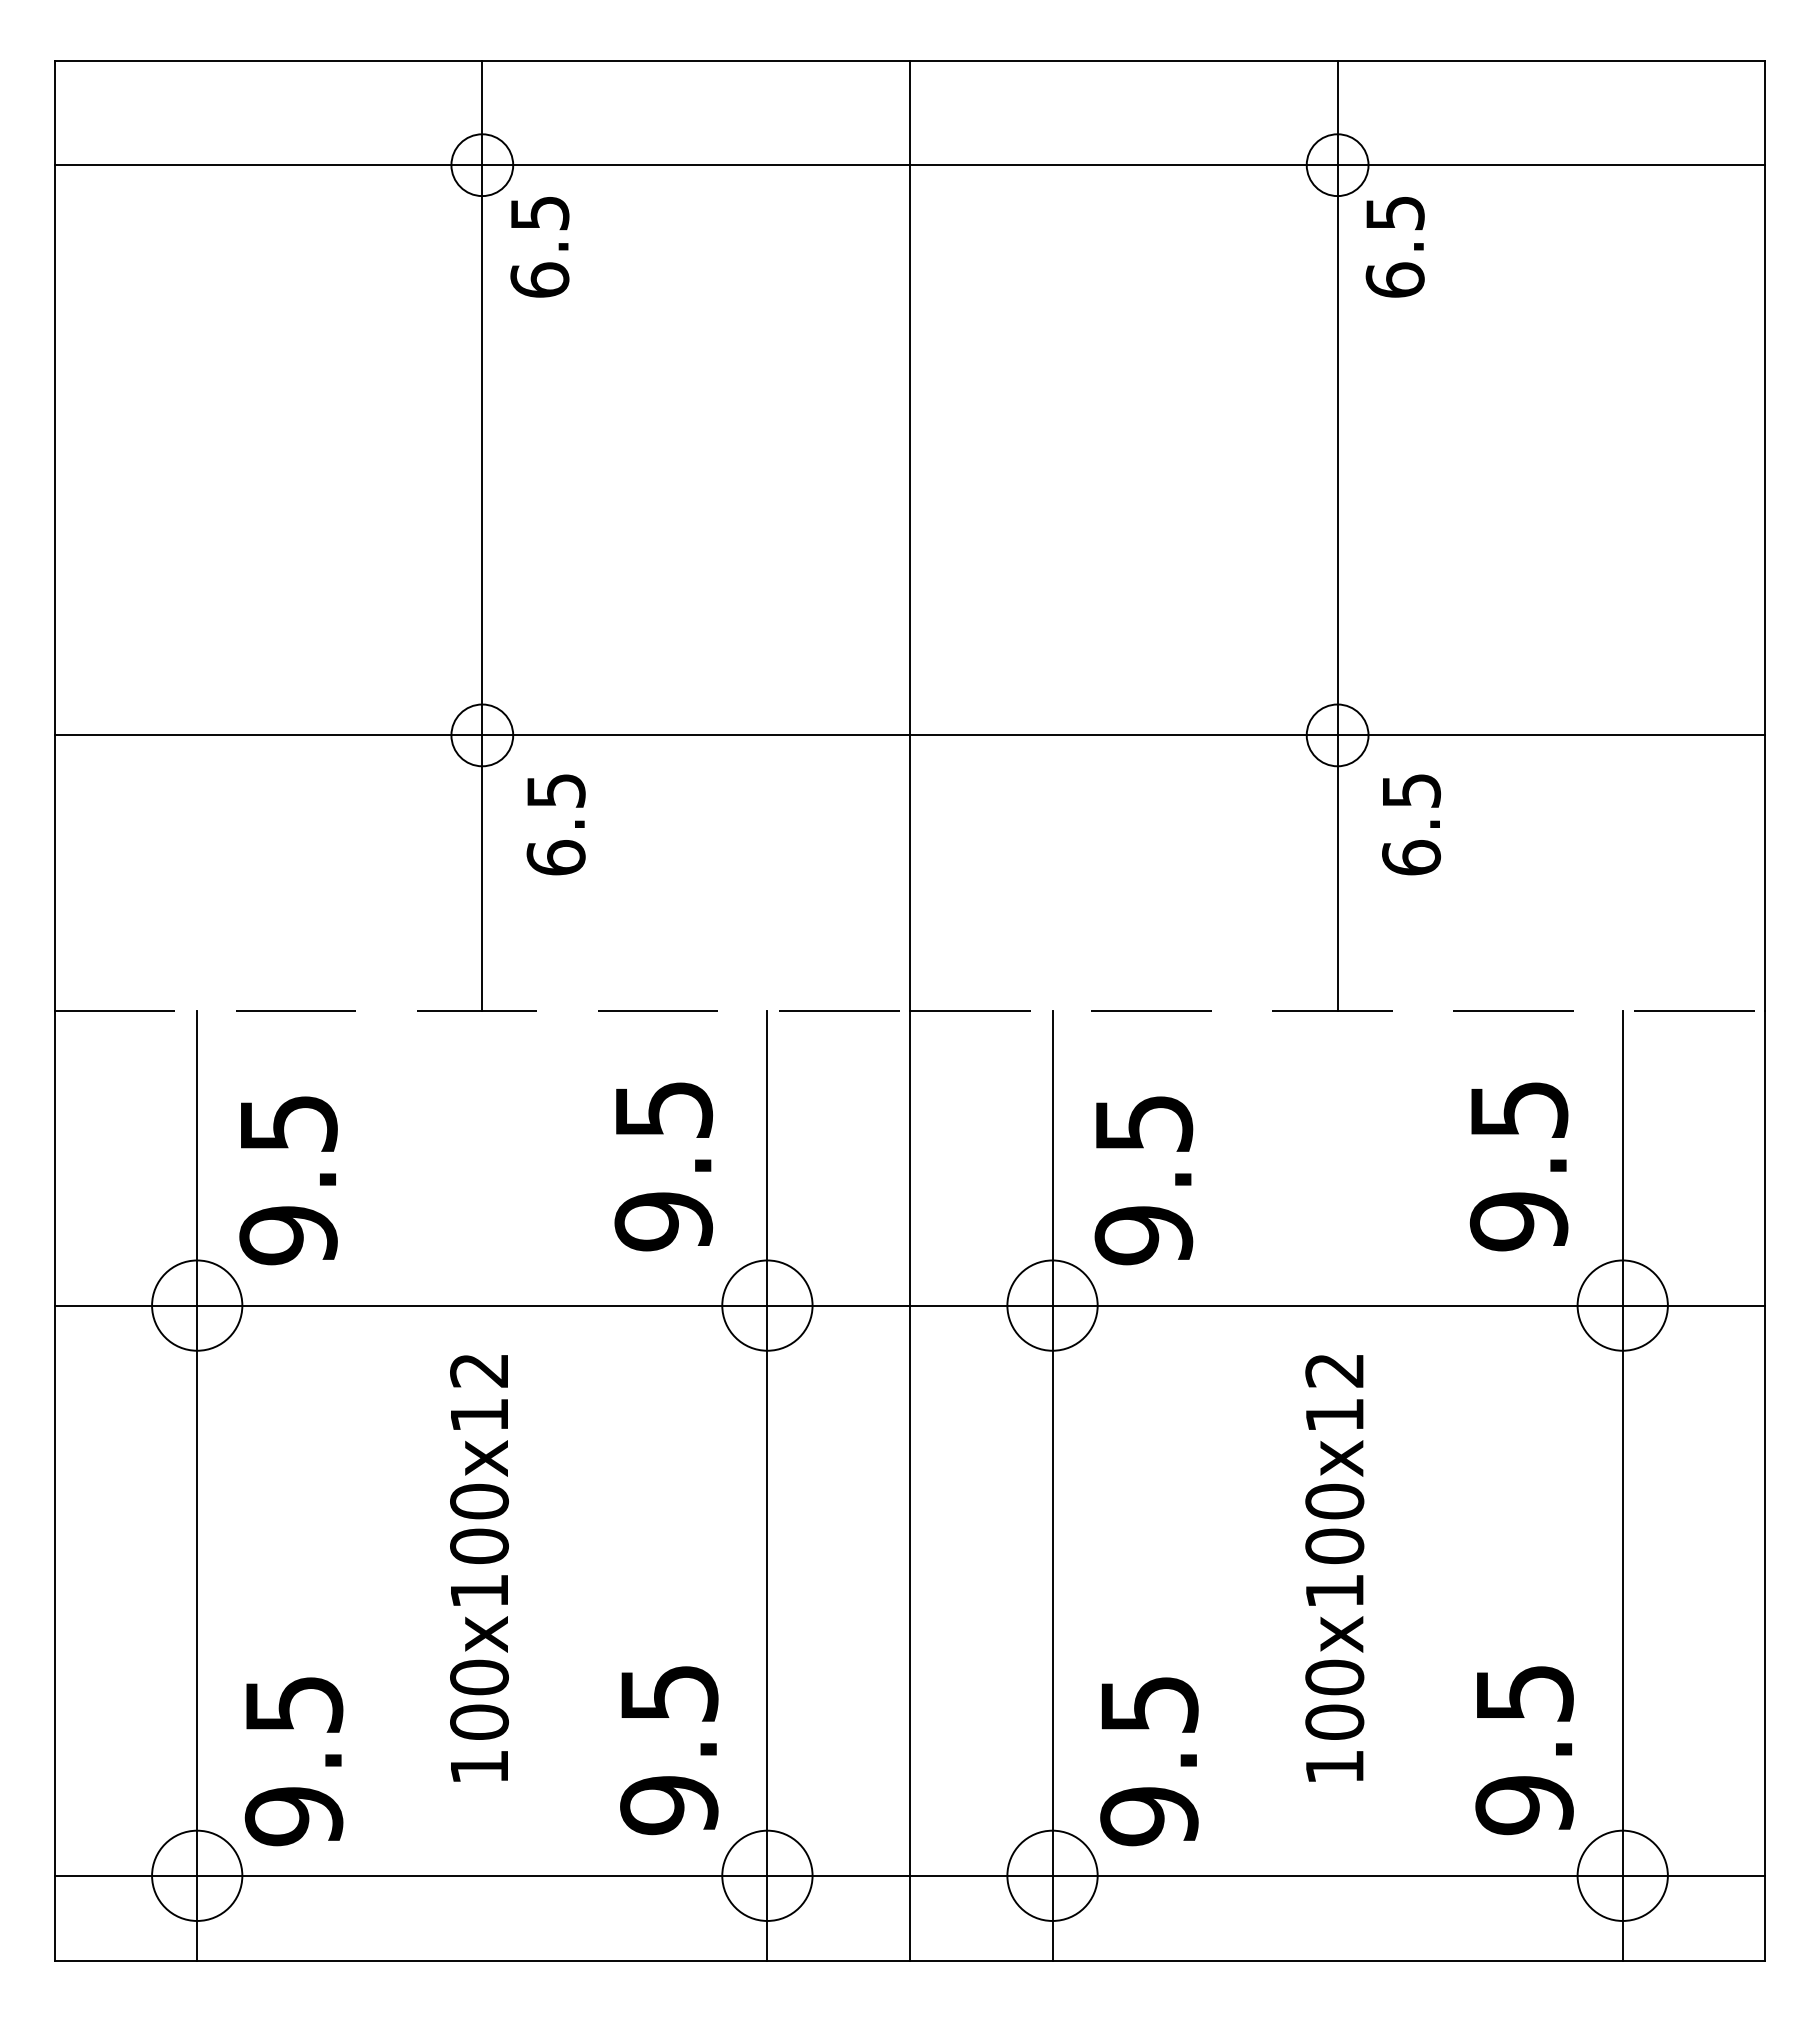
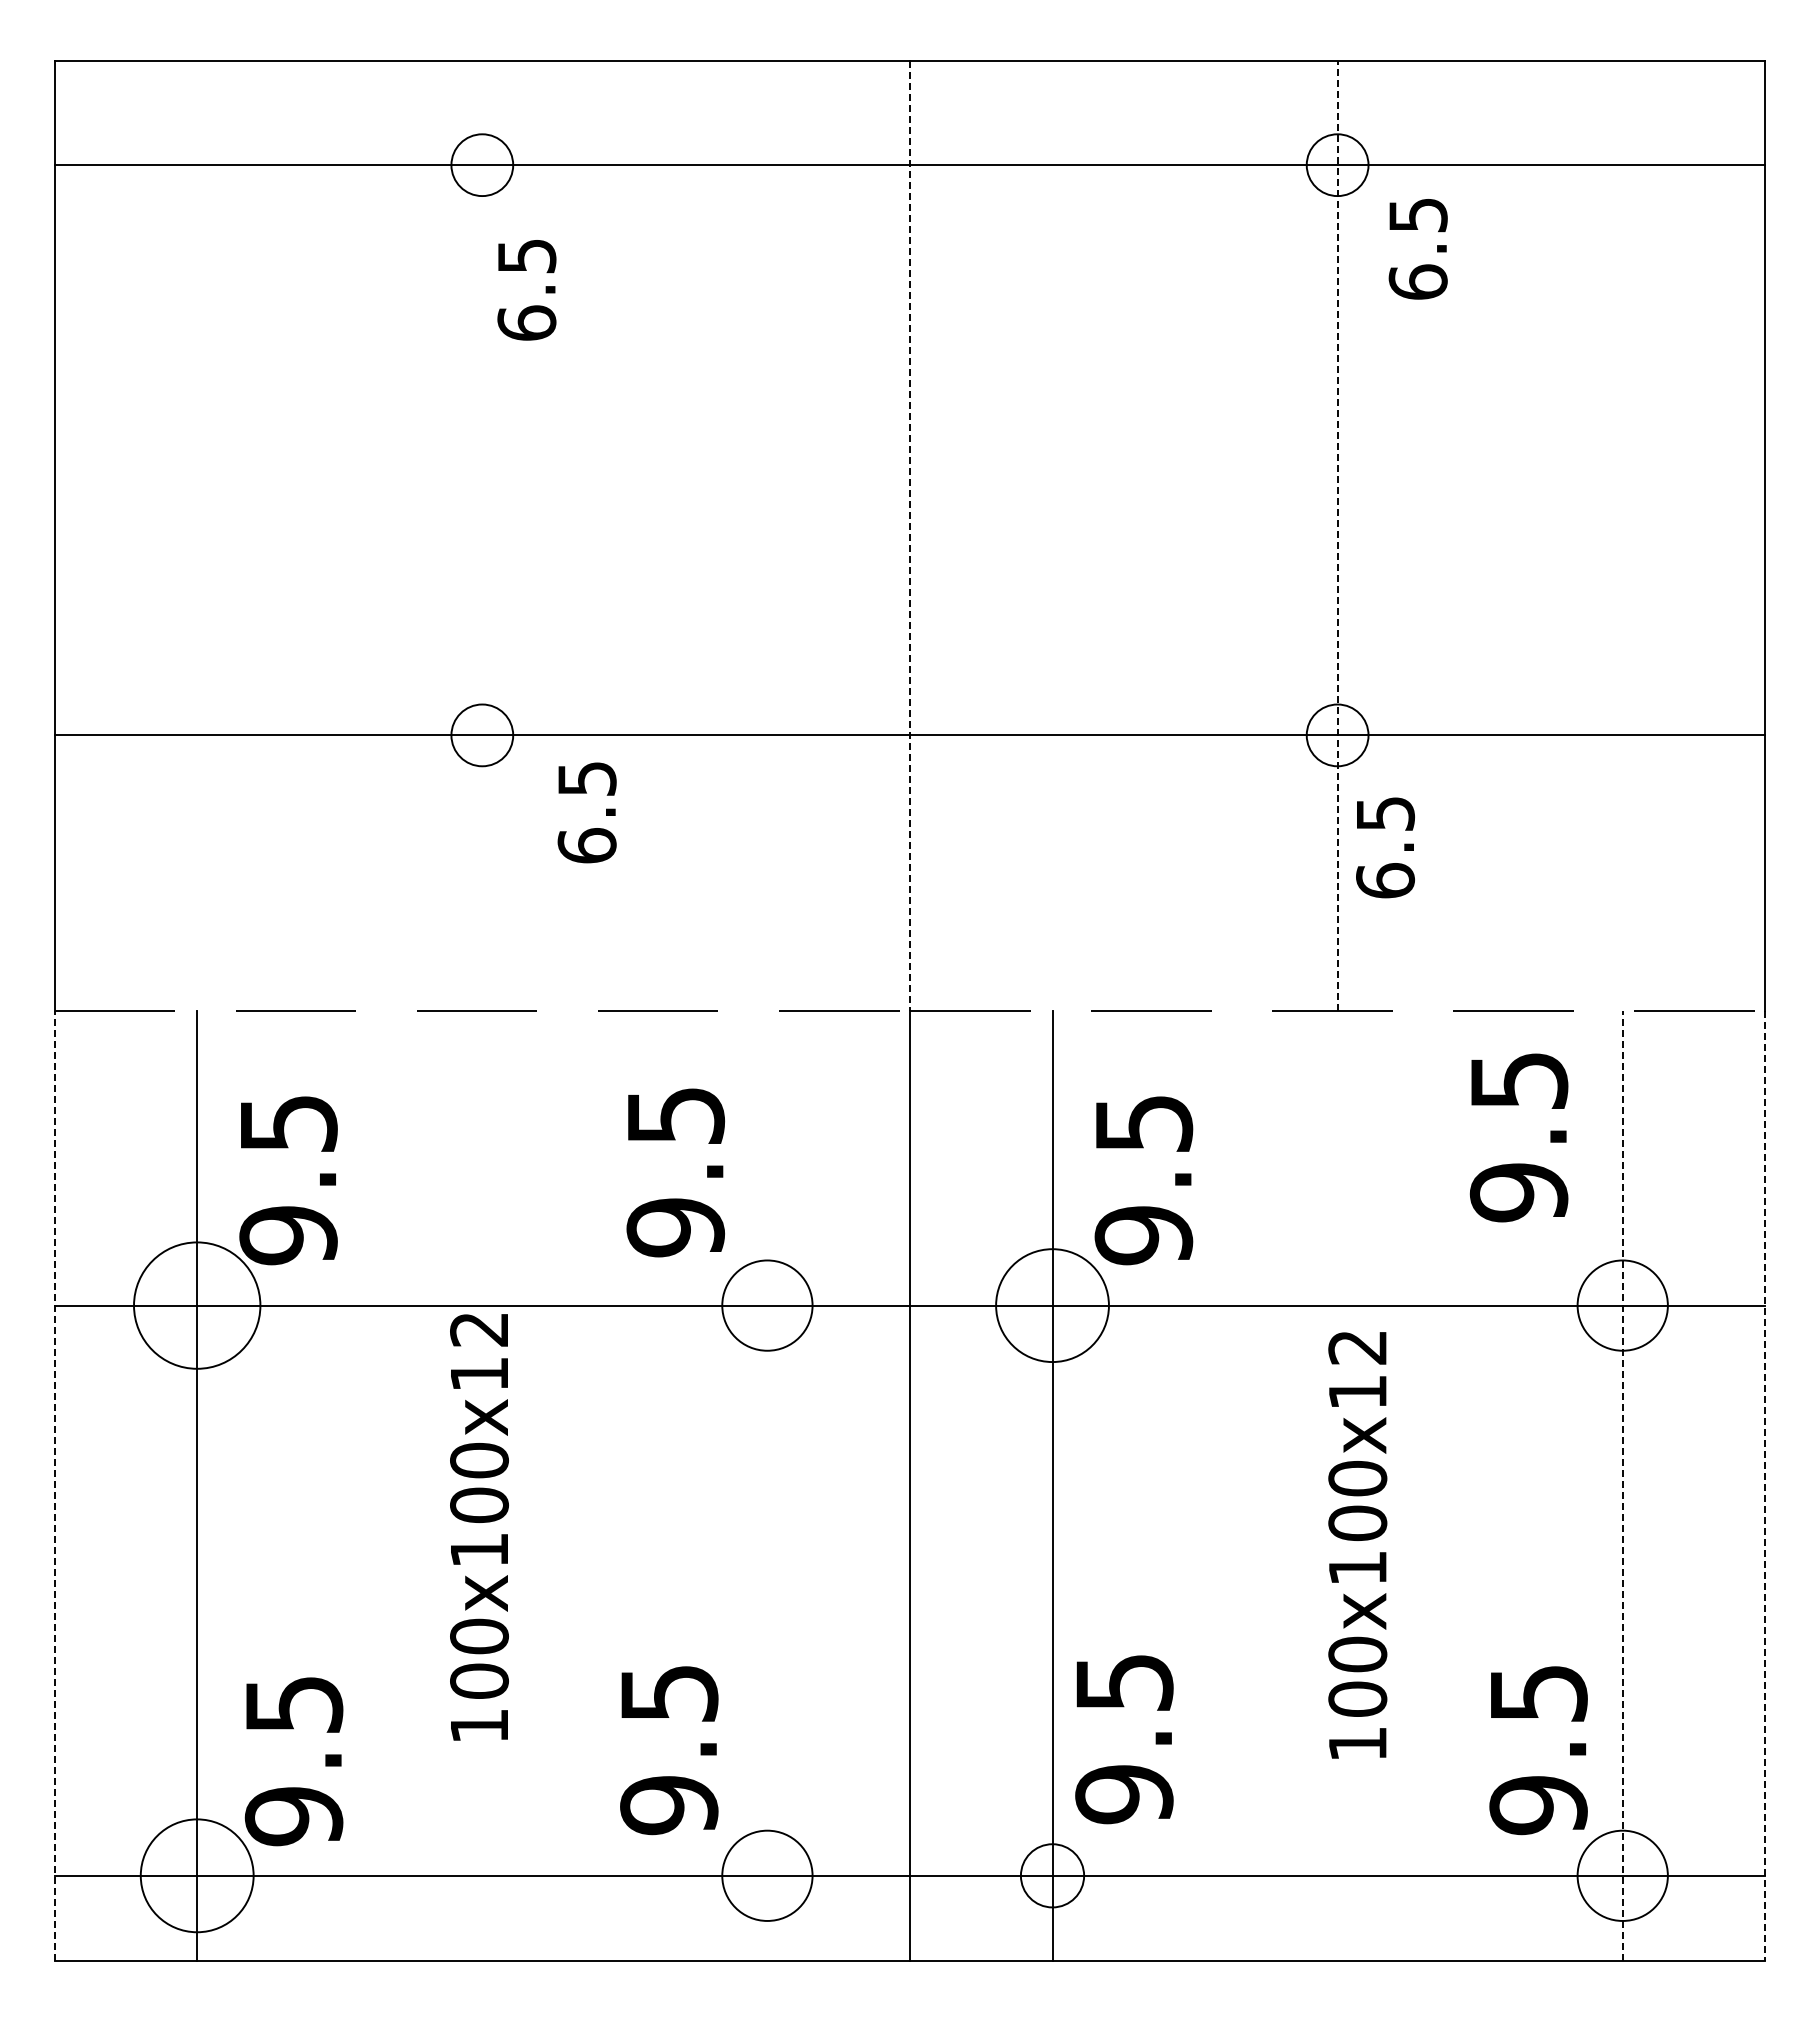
text position: (539, 247) -> (526, 290) (526, 290)
text position: (1394, 247) -> (1417, 249) (1417, 249)
line: present -> none (482, 535)
line: solid -> dashed (1337, 535)
line: solid -> dashed (909, 536)
text position: (555, 824) -> (586, 812) (586, 812)
text position: (1411, 824) -> (1385, 847) (1385, 847)
text position: (663, 1166) -> (675, 1172) (675, 1172)
text position: (1518, 1166) -> (1518, 1137) (1518, 1137)
circle diameter: 90 px -> 126 px (197, 1305)
circle diameter: 90 px -> 113 px (1052, 1305)
line: solid -> dashed (54, 1485)
line: solid -> dashed (1622, 1485)
line: present -> none (767, 1486)
line: solid -> dashed (1765, 1486)
text position: (479, 1568) -> (479, 1527) (479, 1527)
text position: (1334, 1568) -> (1357, 1545) (1357, 1545)
text position: (1524, 1750) -> (1538, 1750) (1538, 1750)
text position: (1149, 1761) -> (1124, 1739) (1124, 1739)
circle diameter: 90 px -> 113 px (196, 1875)
circle diameter: 90 px -> 63 px (1052, 1875)
